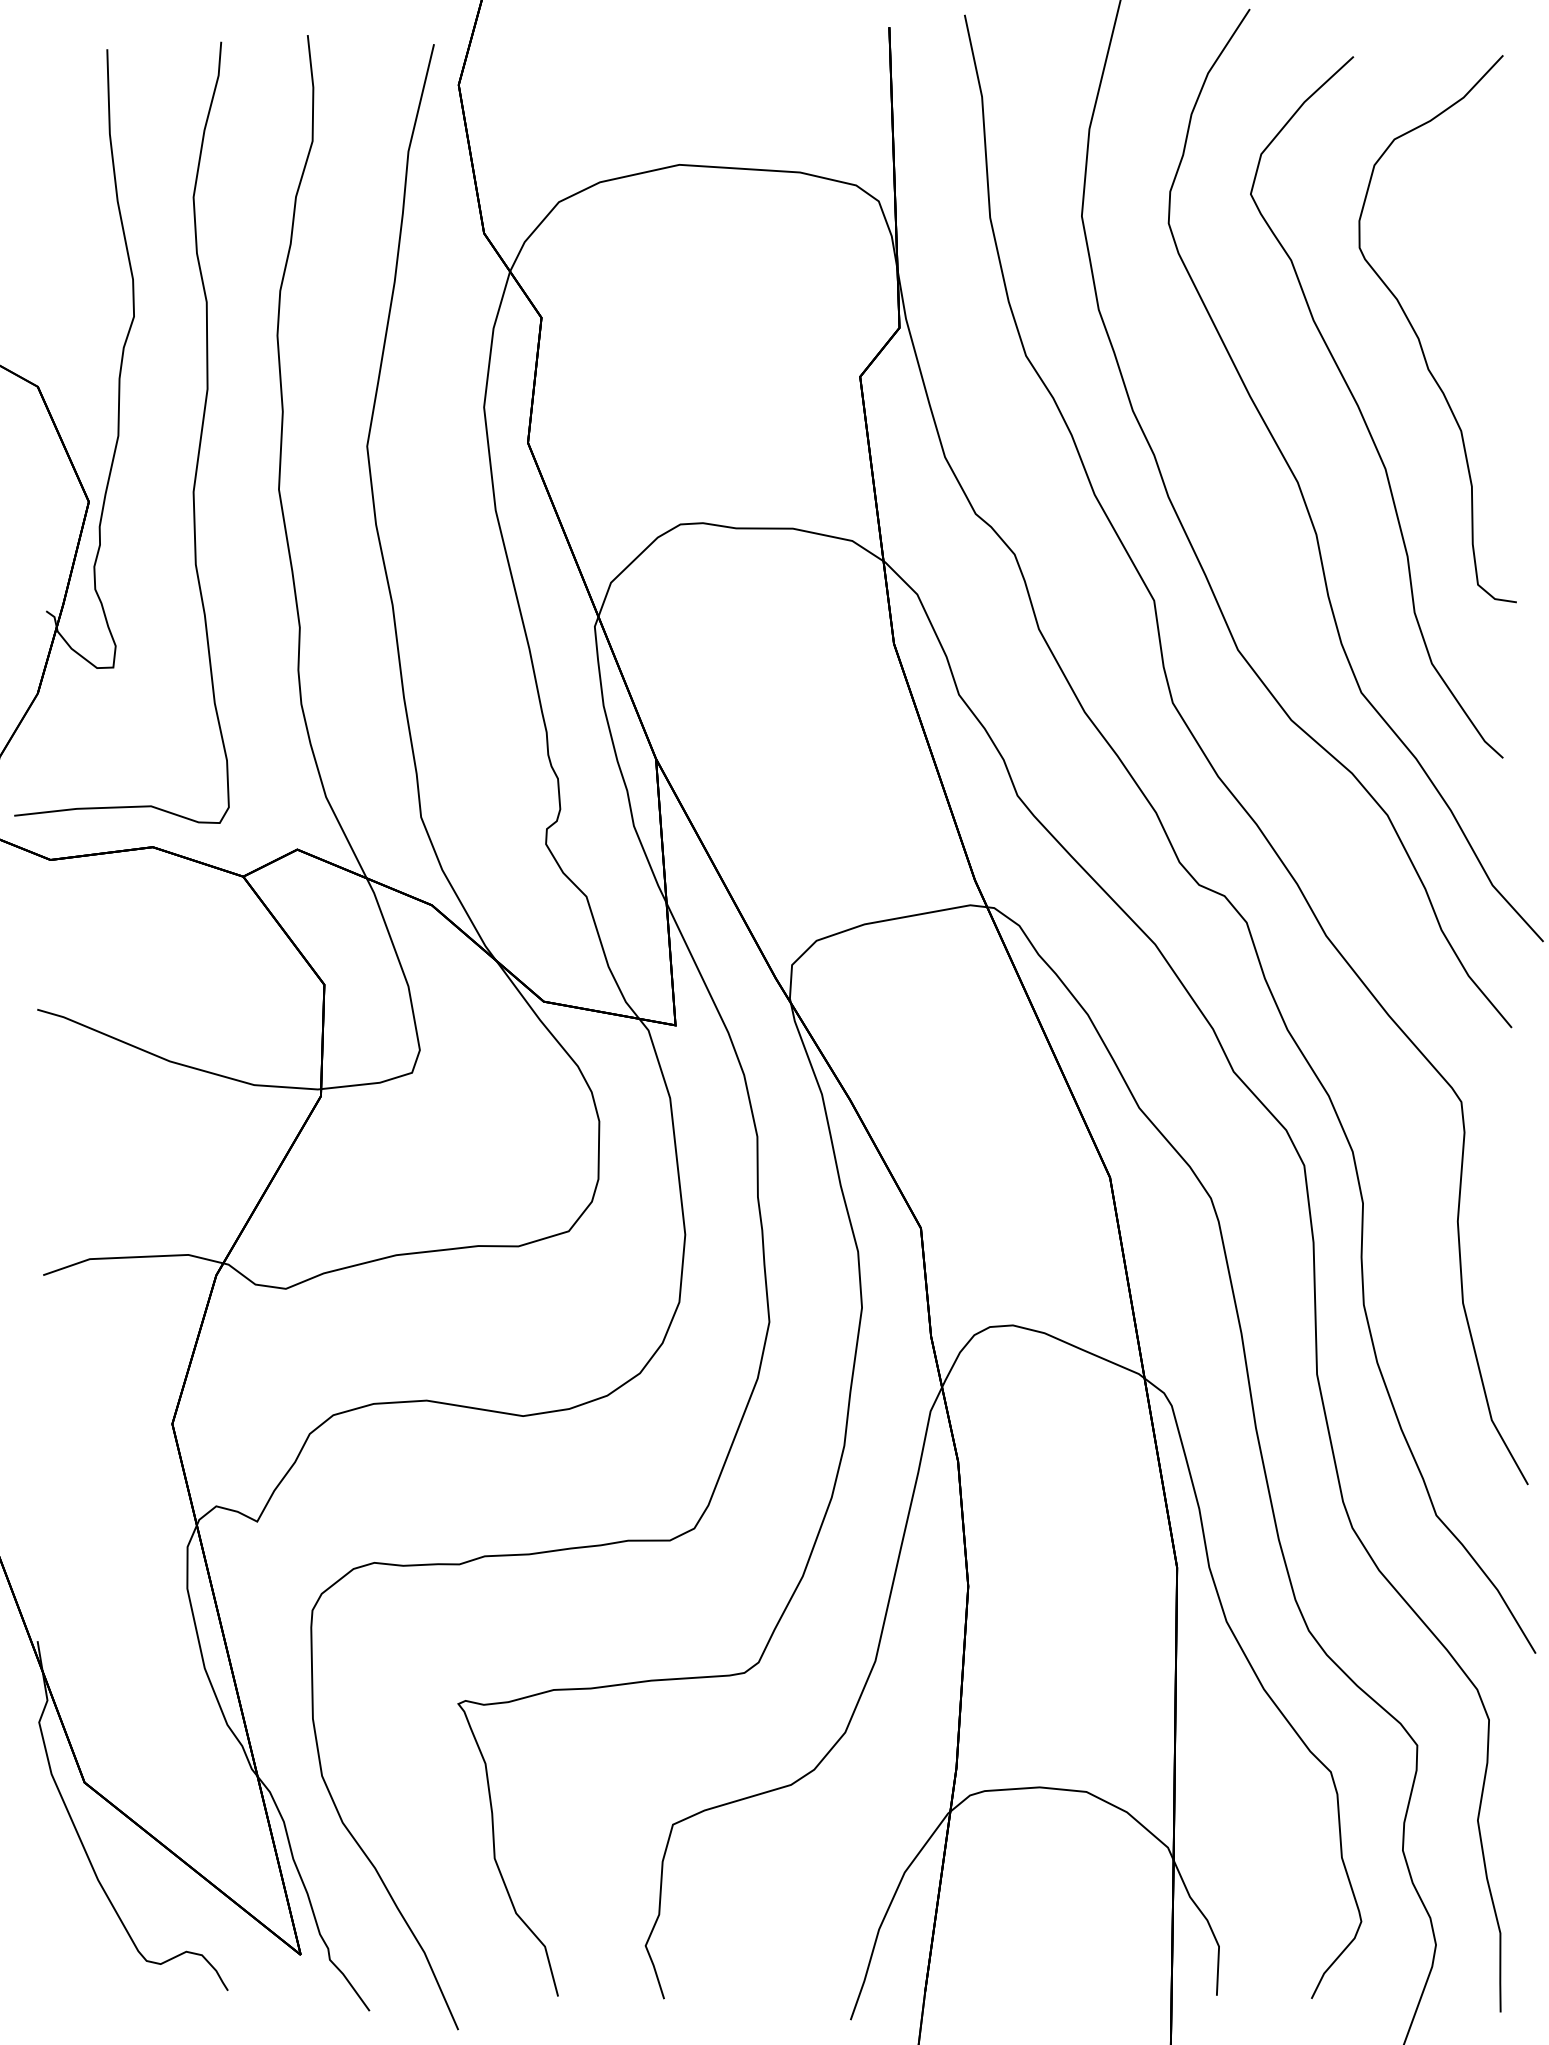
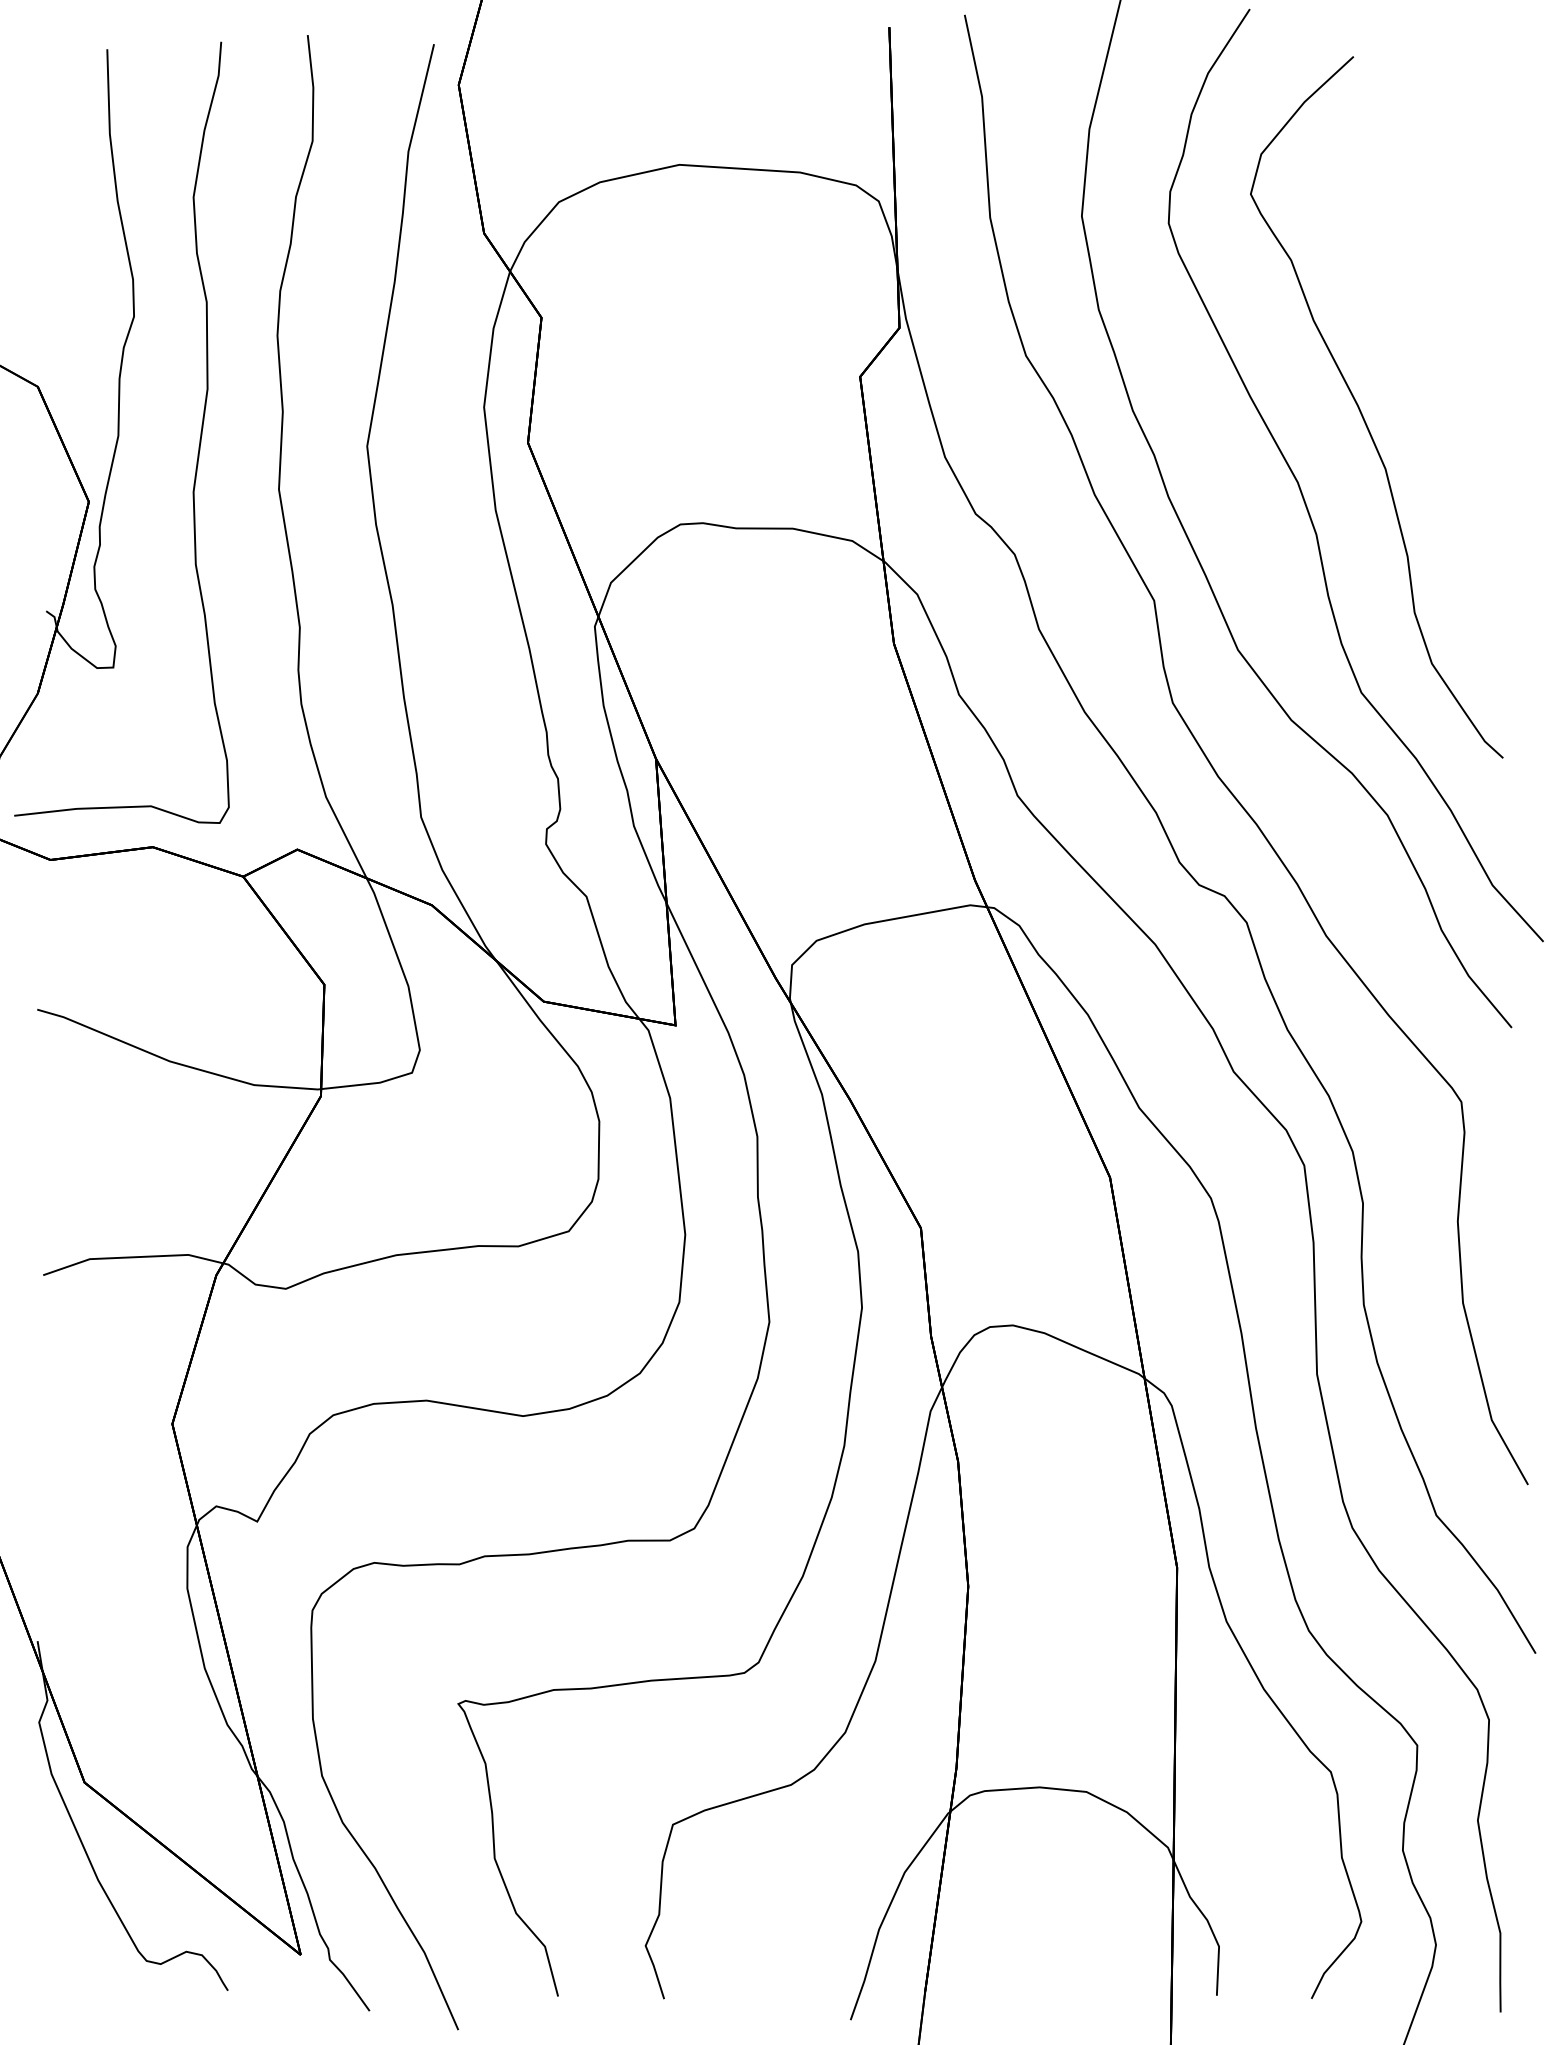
curve: present -> none (1419, 338)
